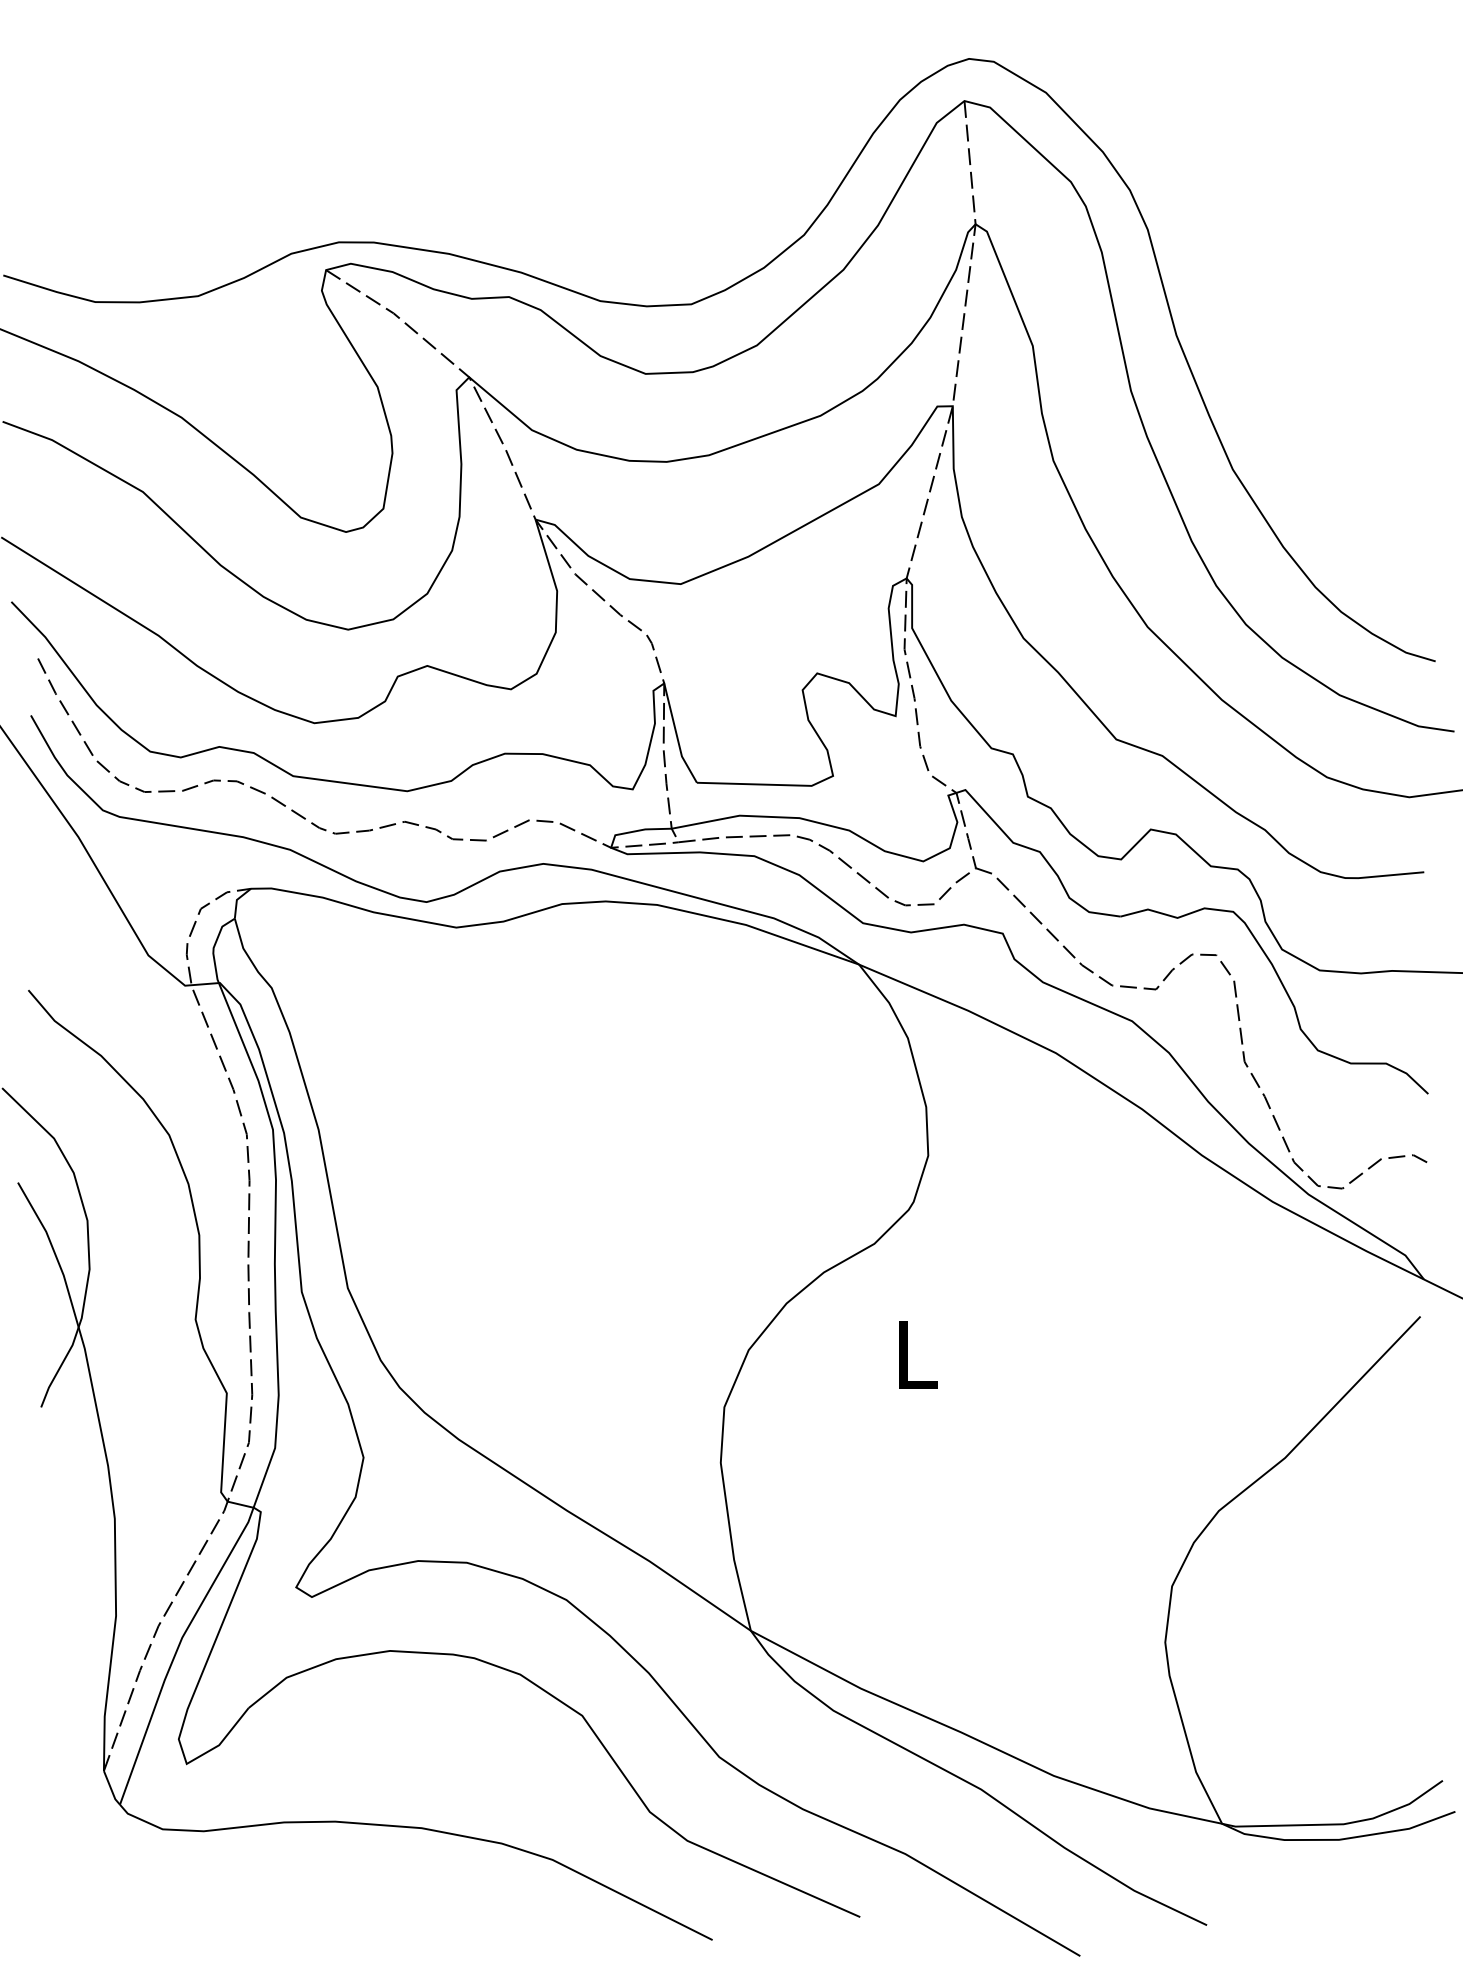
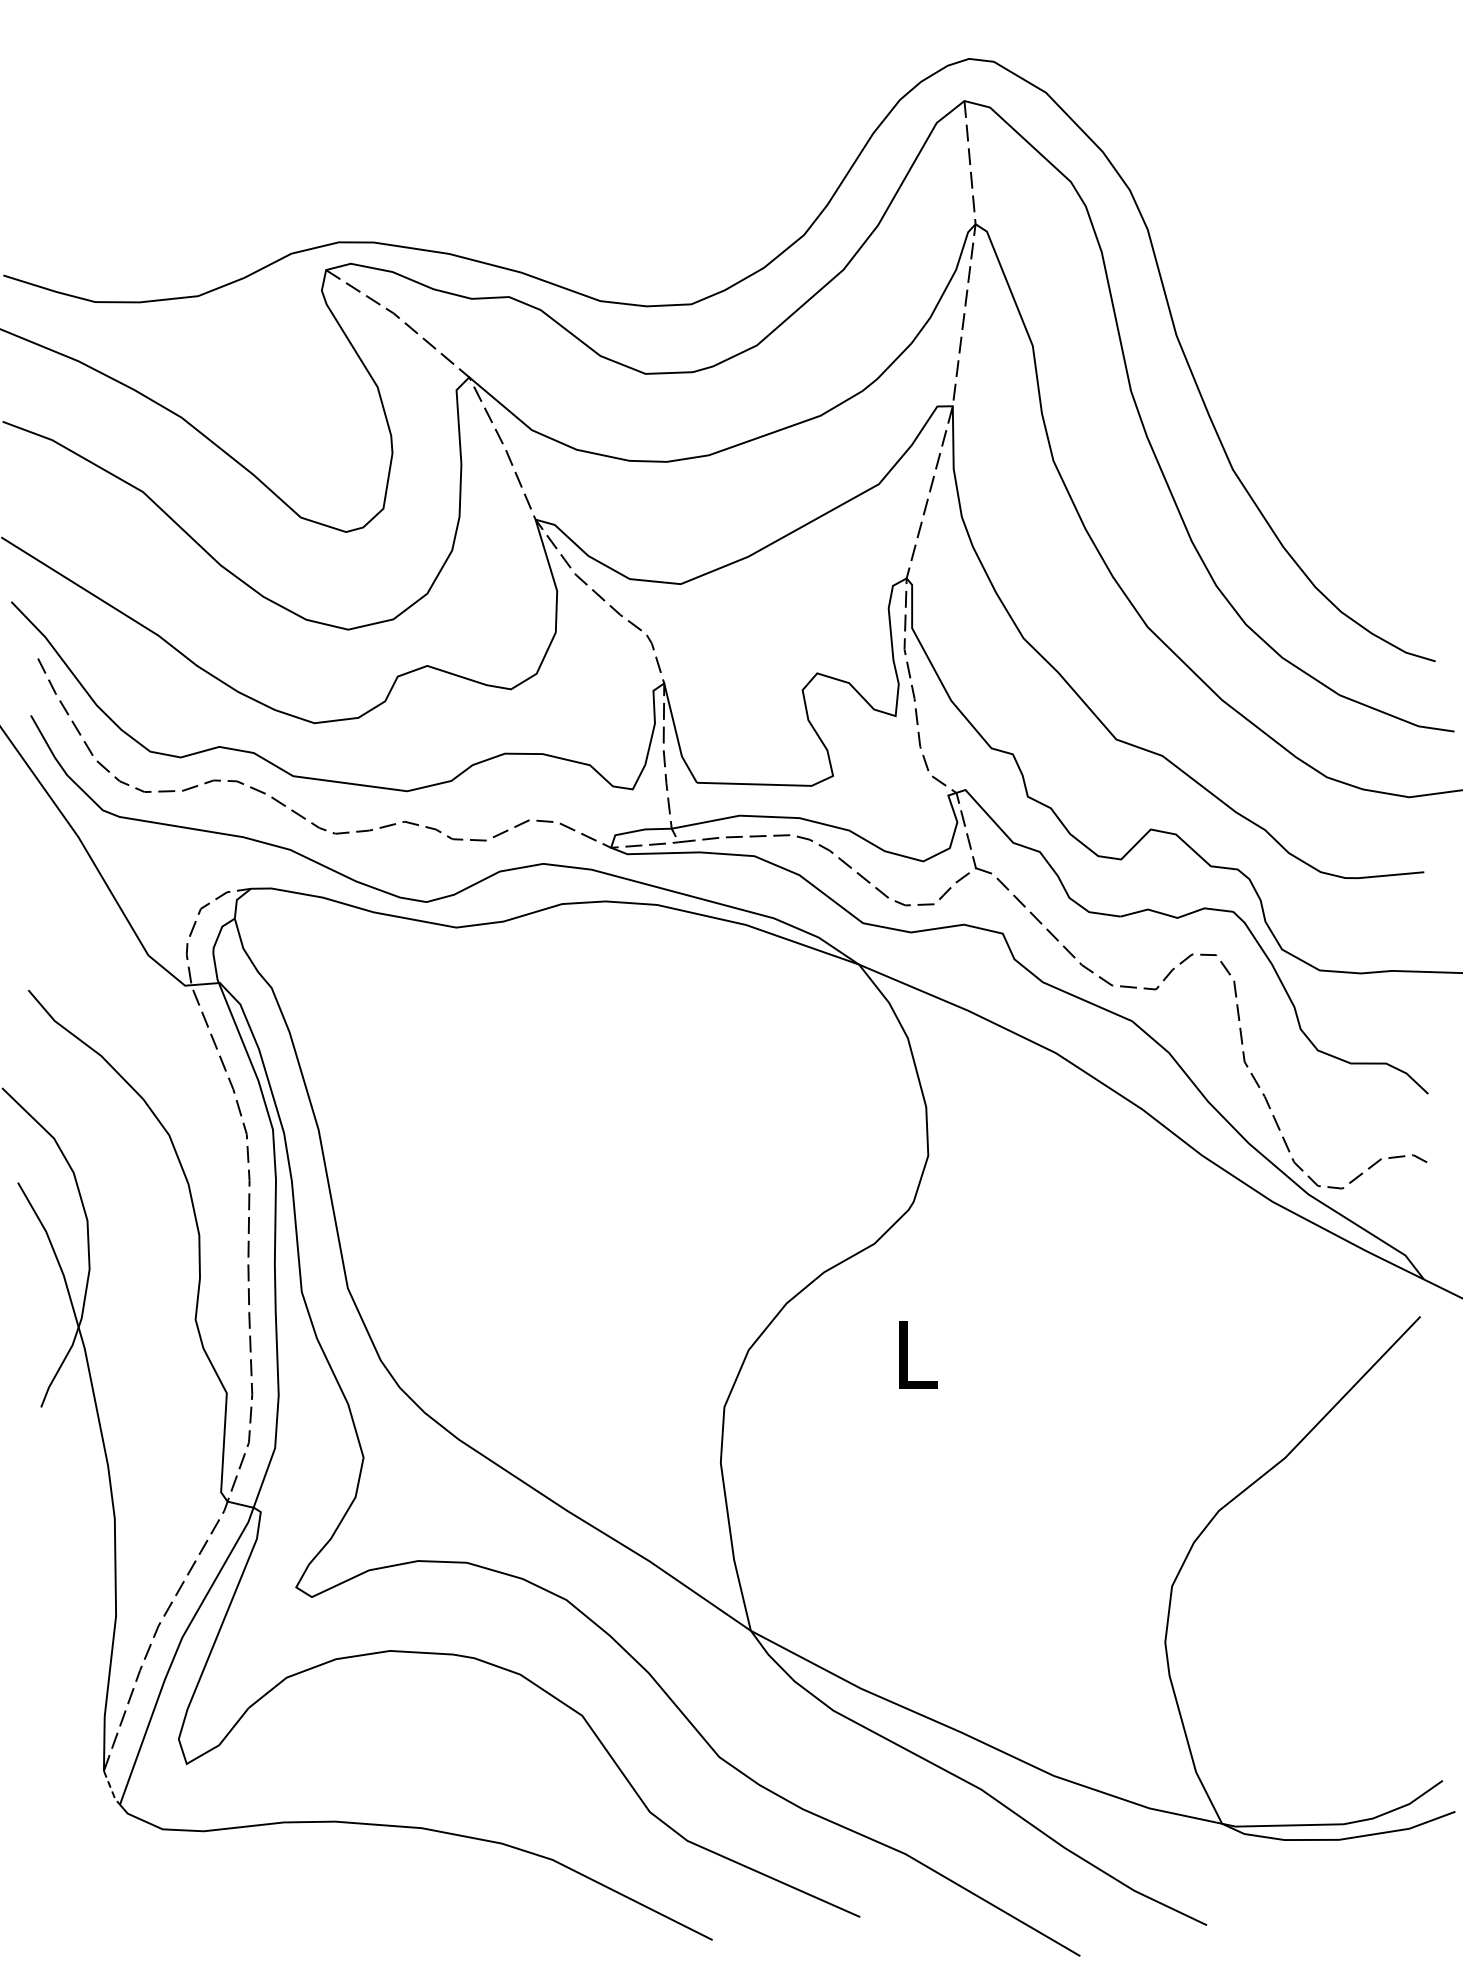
line: solid -> dashed (111, 1789)
